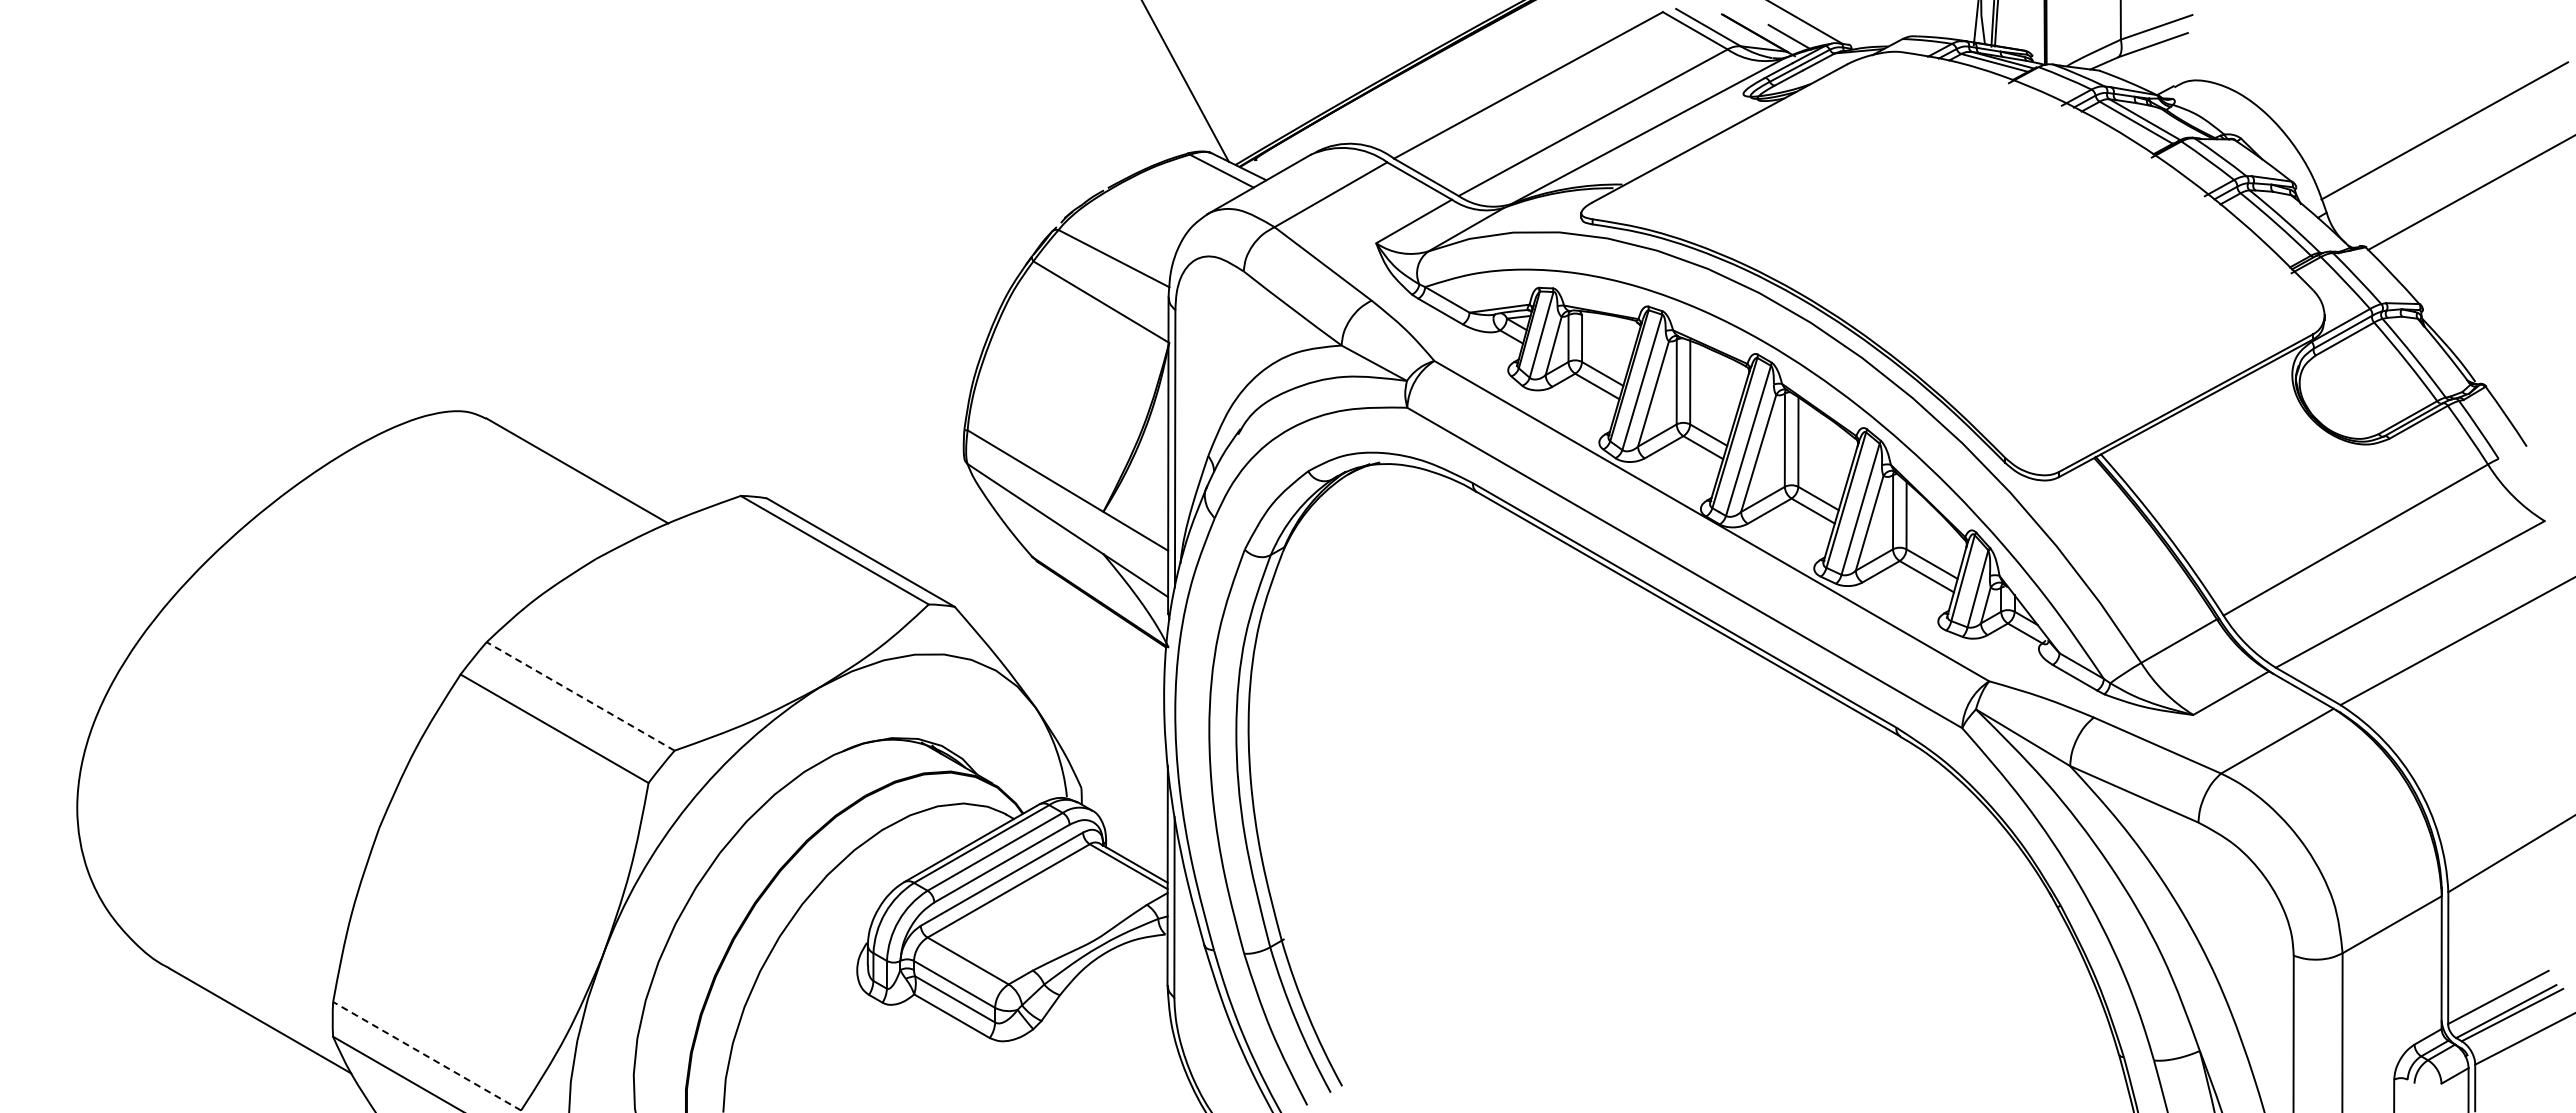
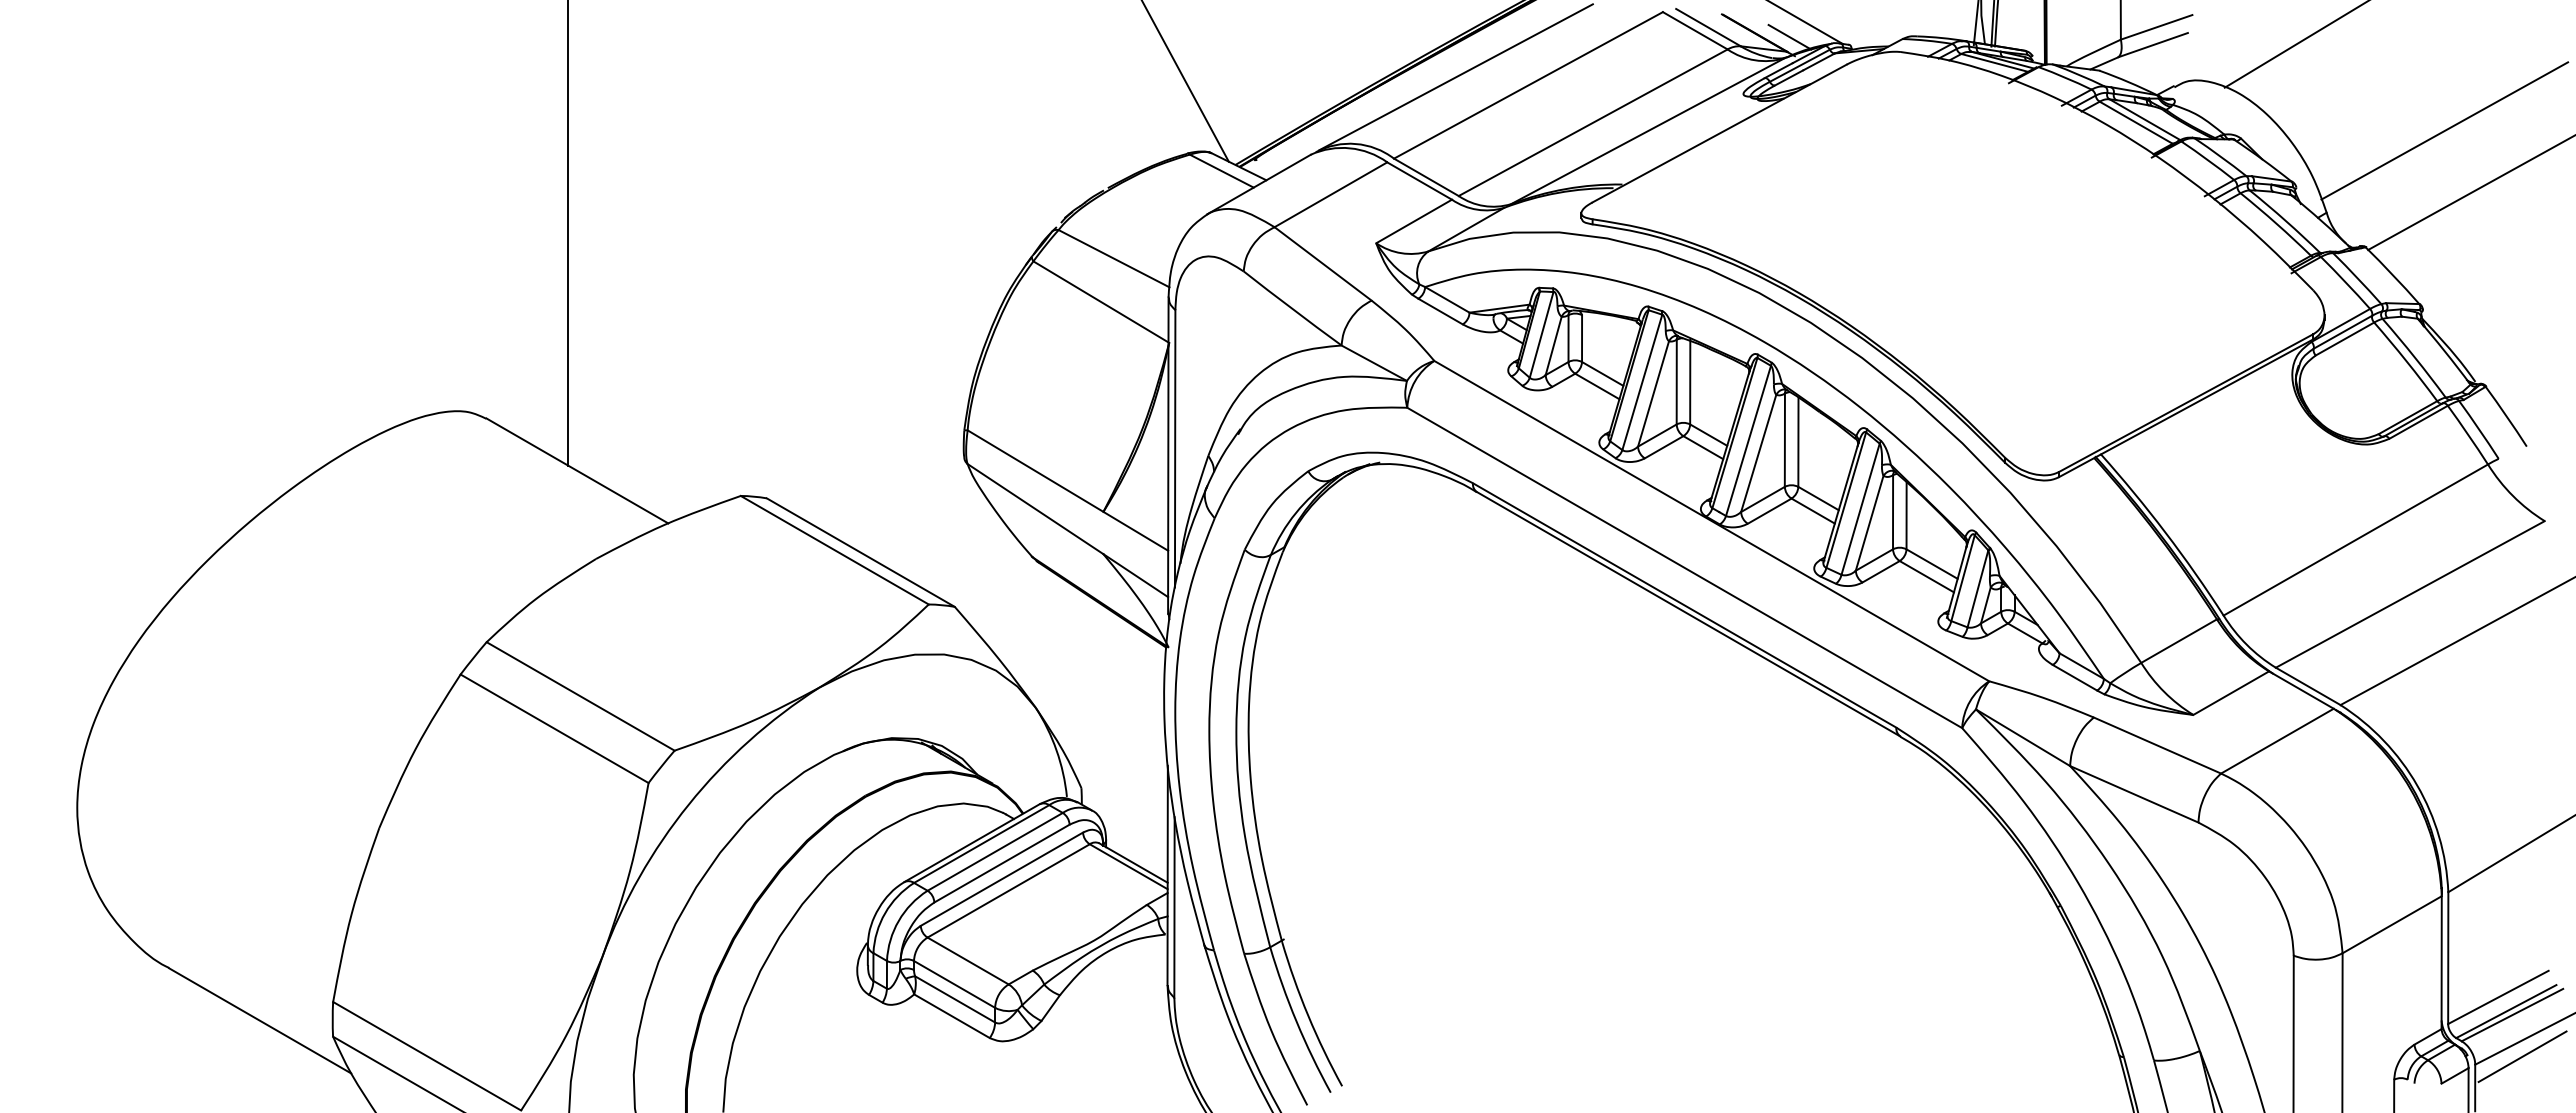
line: none -> present (2295, 44)
line: none -> present (1455, 77)
line: none -> present (568, 233)
line: dashed -> solid (580, 696)
line: dashed -> solid (427, 1056)
line: none -> present (2522, 1056)
